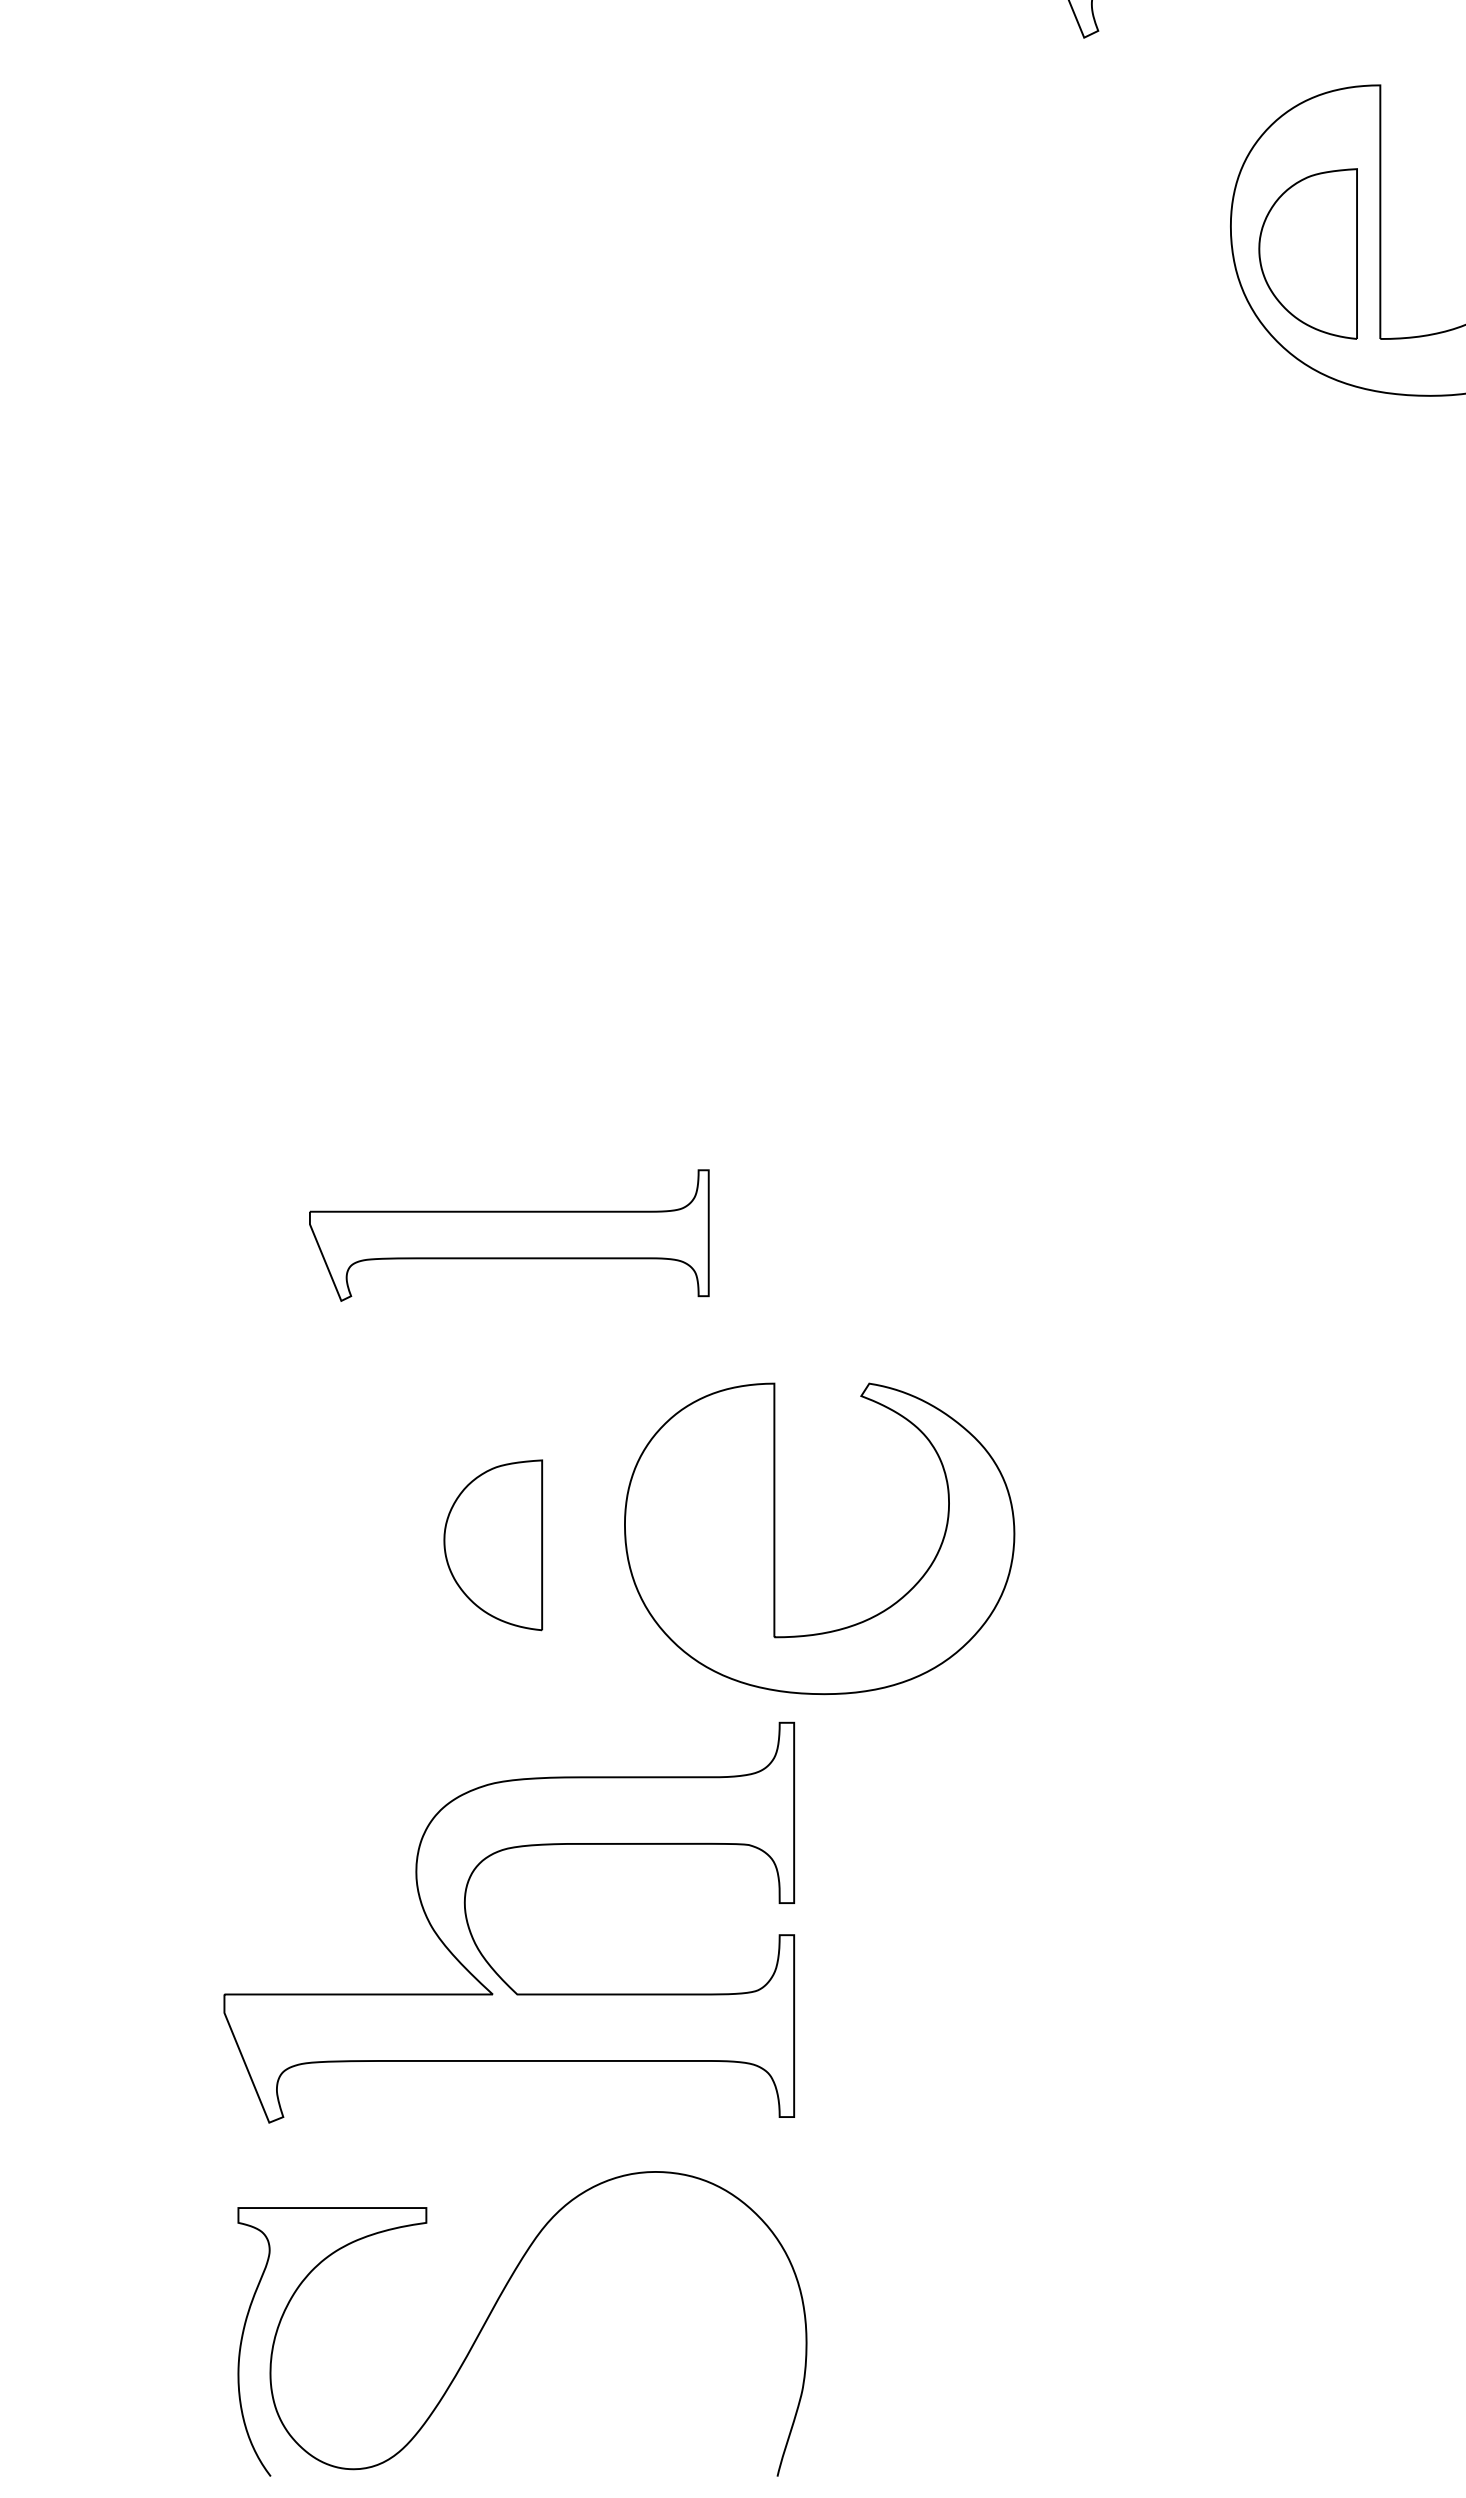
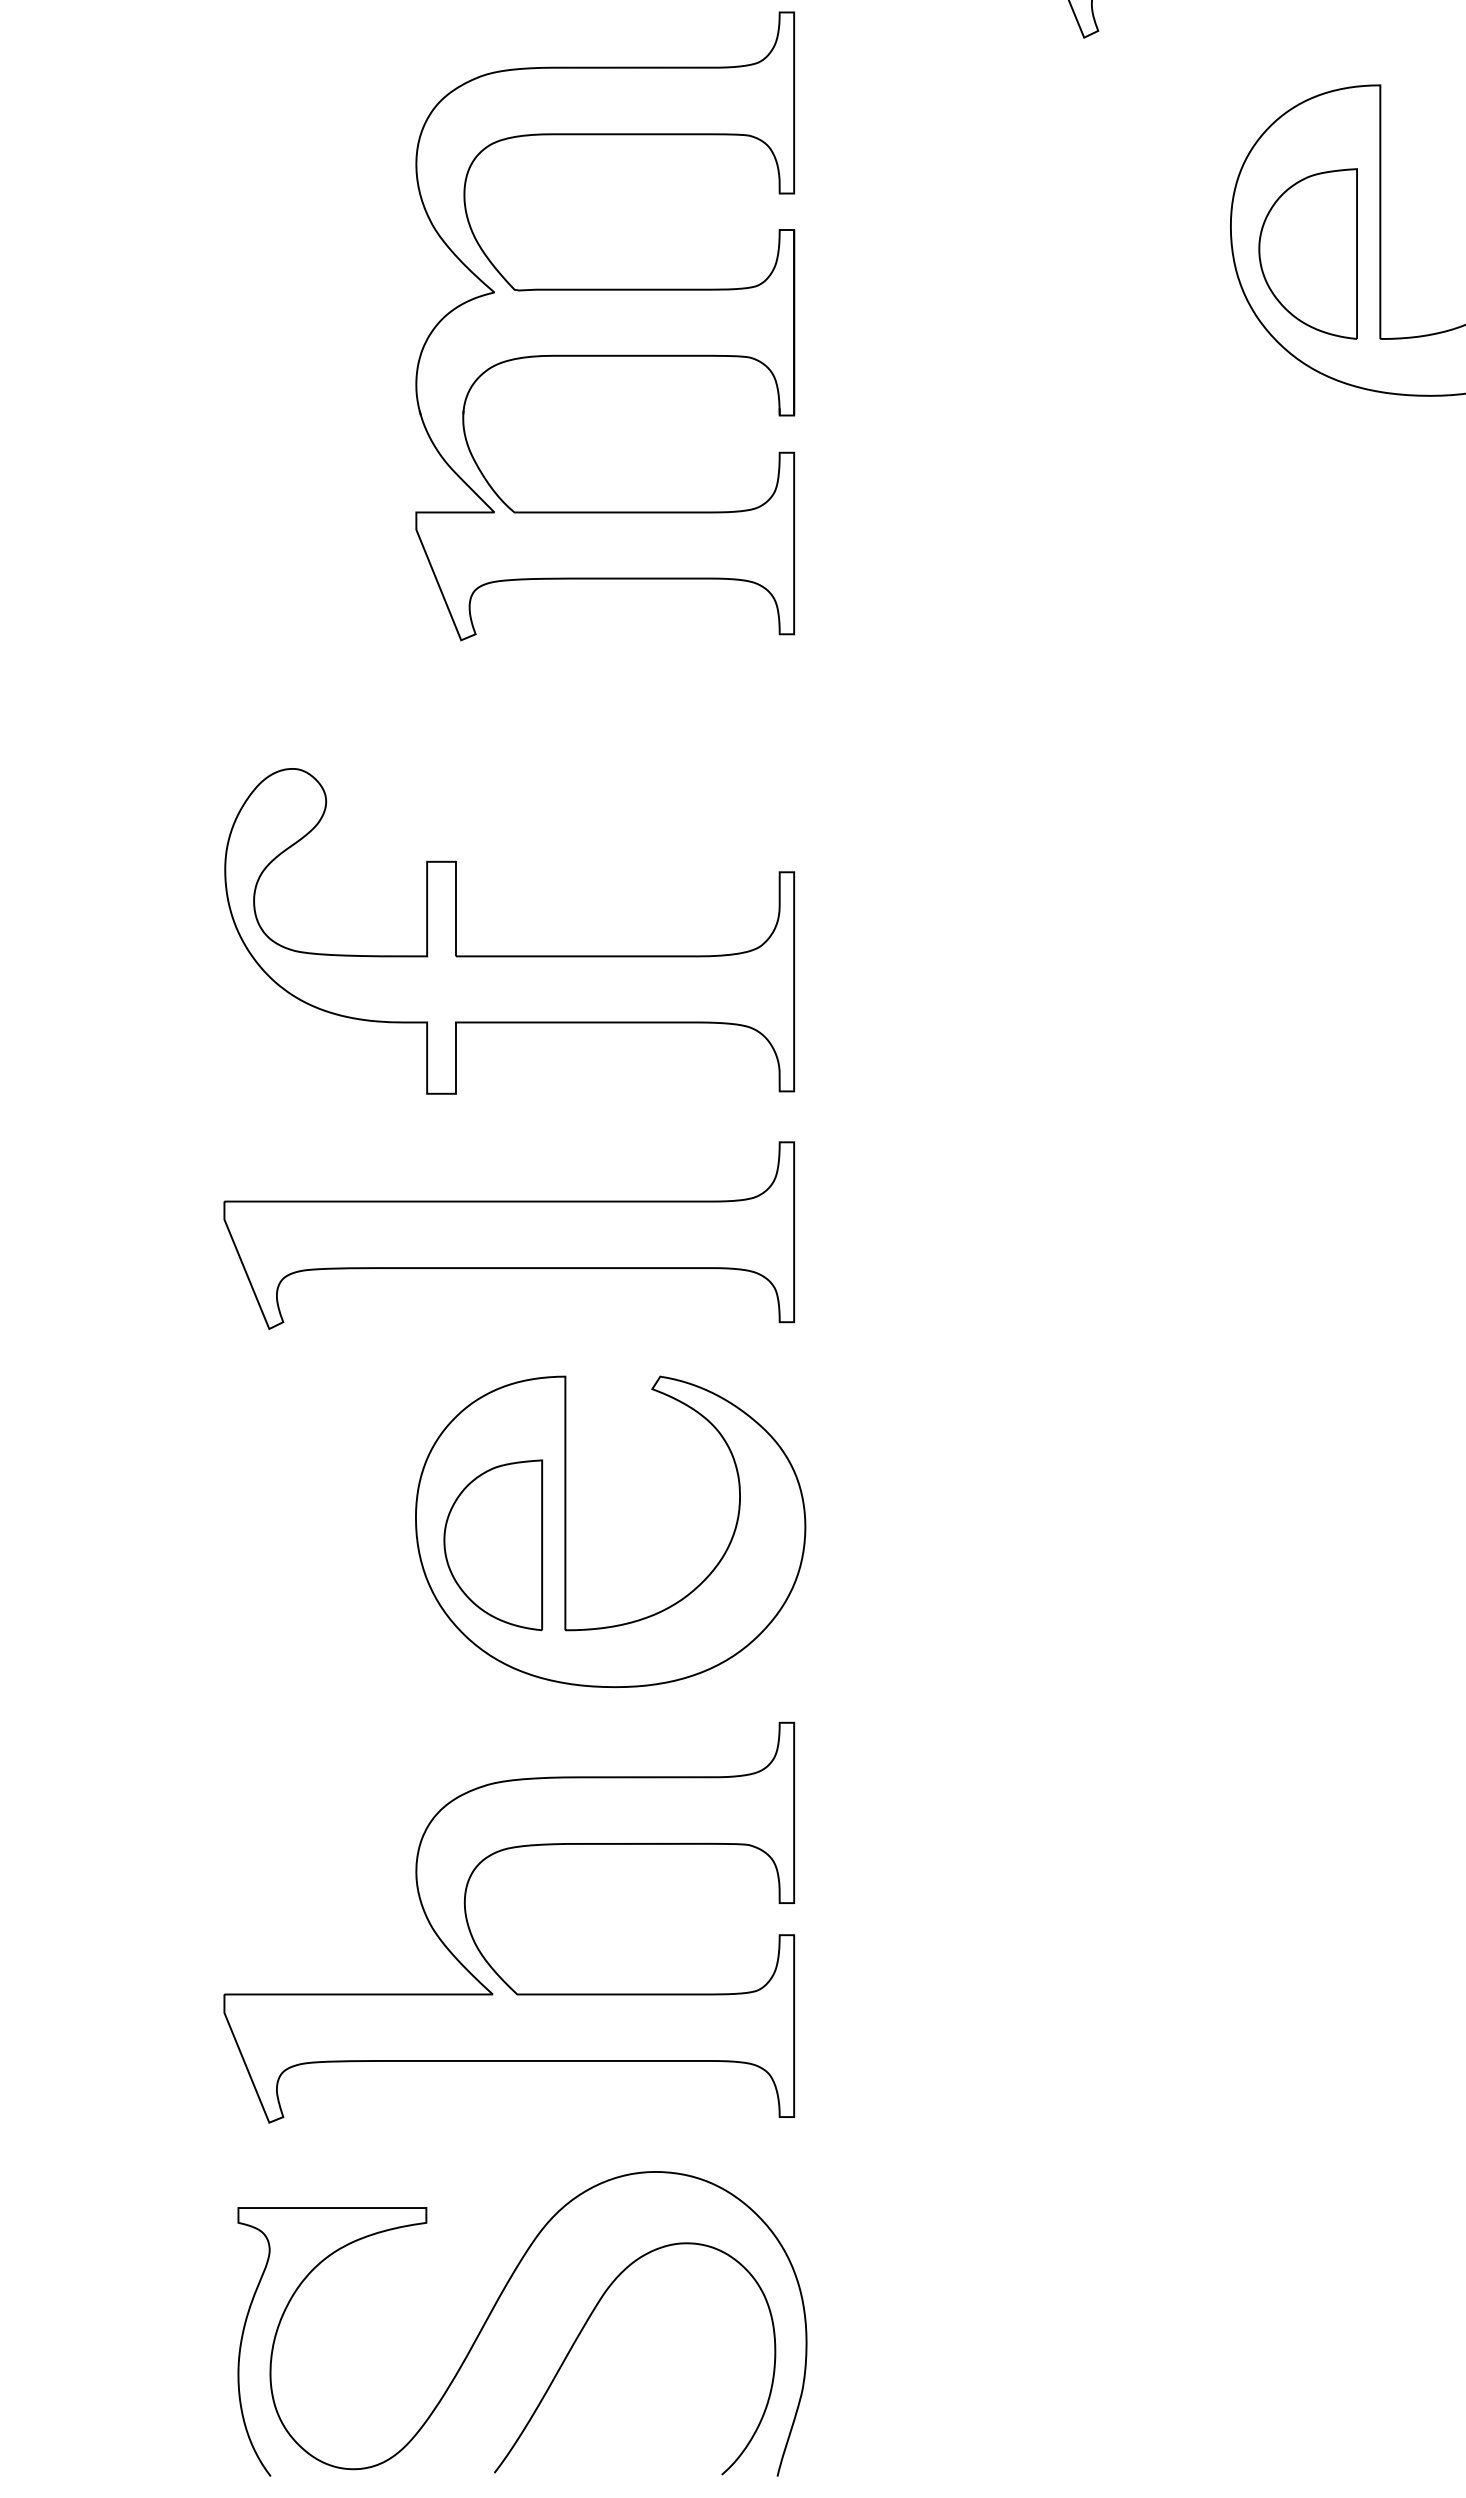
part: none -> present (605, 326)
part: none -> present (509, 955)
part size: 401x133 px -> 573x189 px (509, 1235)
part position: (775, 1538) -> (566, 1531) (566, 1531)
curve: none -> present (582, 2331)
